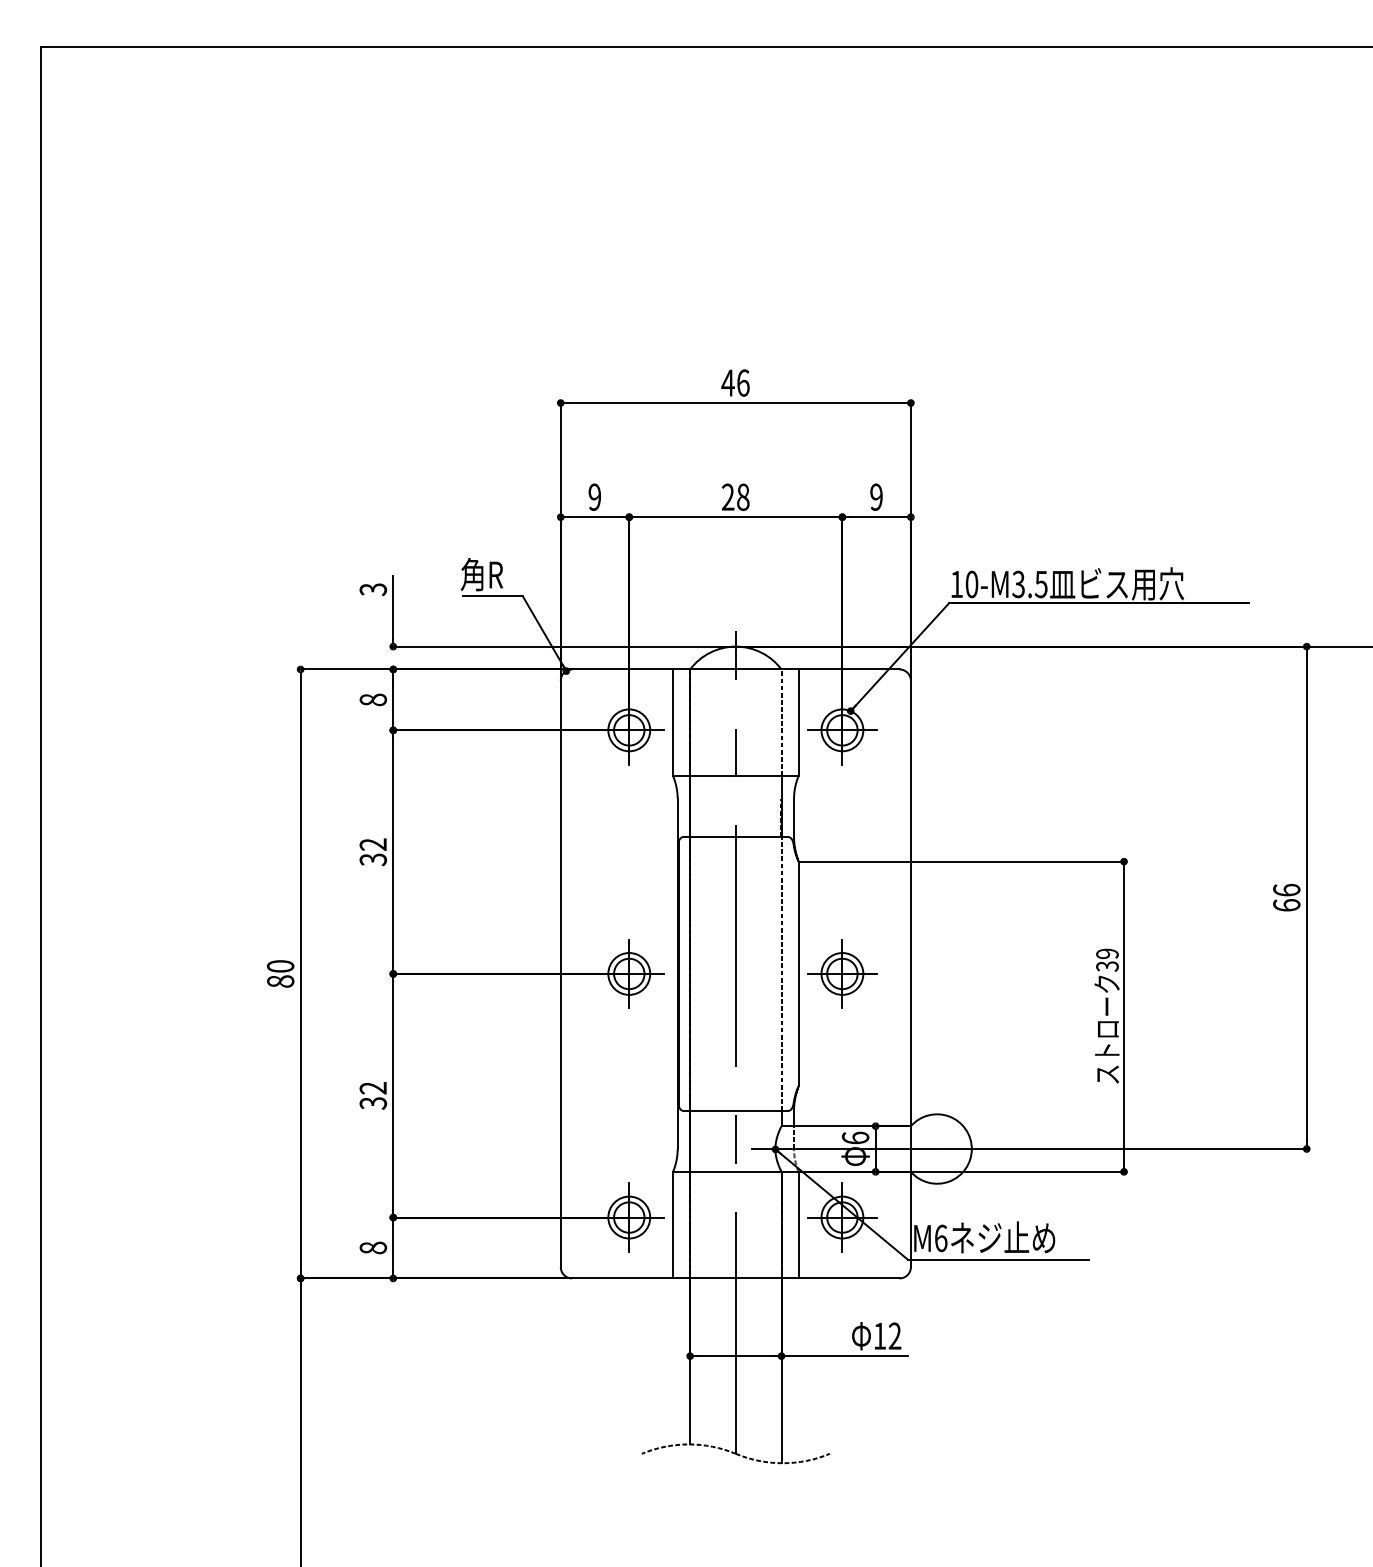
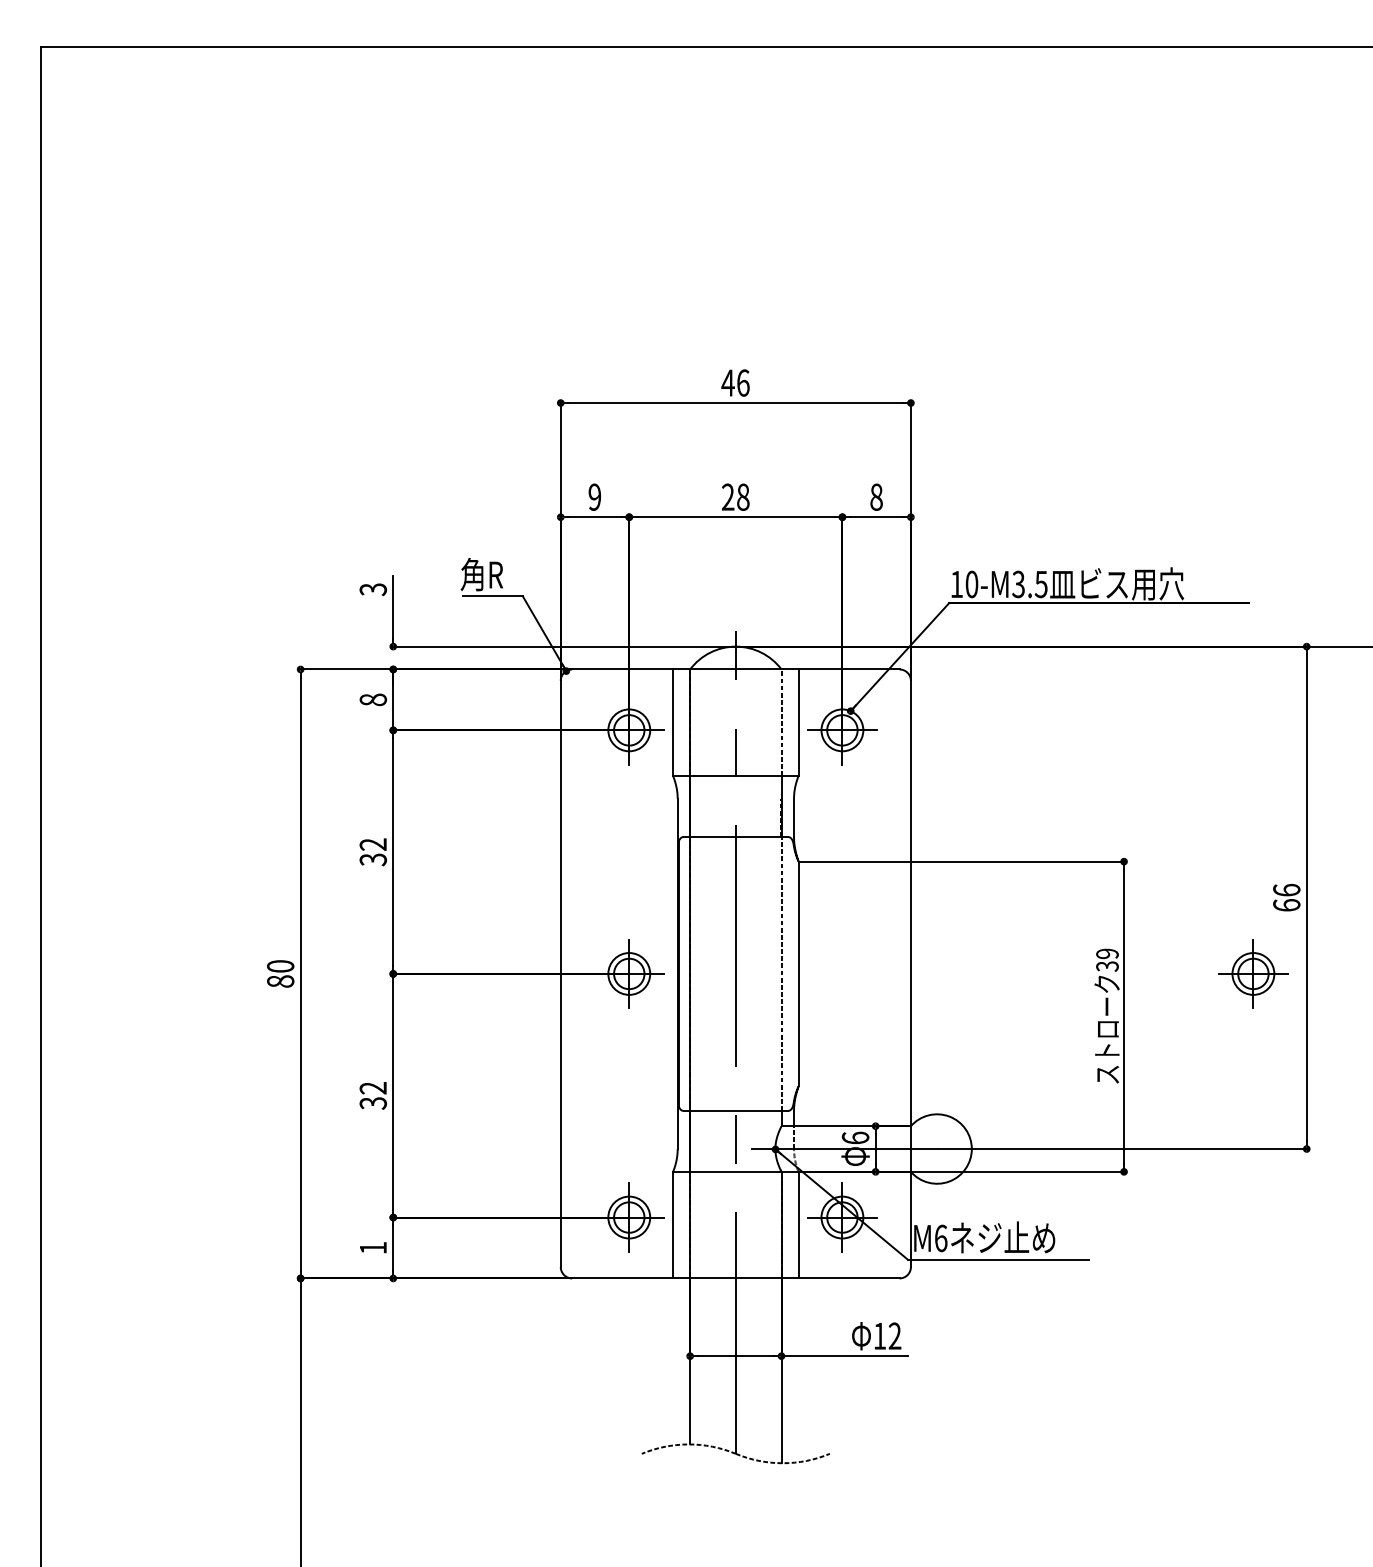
text: 9 -> 8 (876, 496)
part position: (842, 973) -> (1253, 973) (1253, 973)
text: 8 -> 1 (373, 1247)
